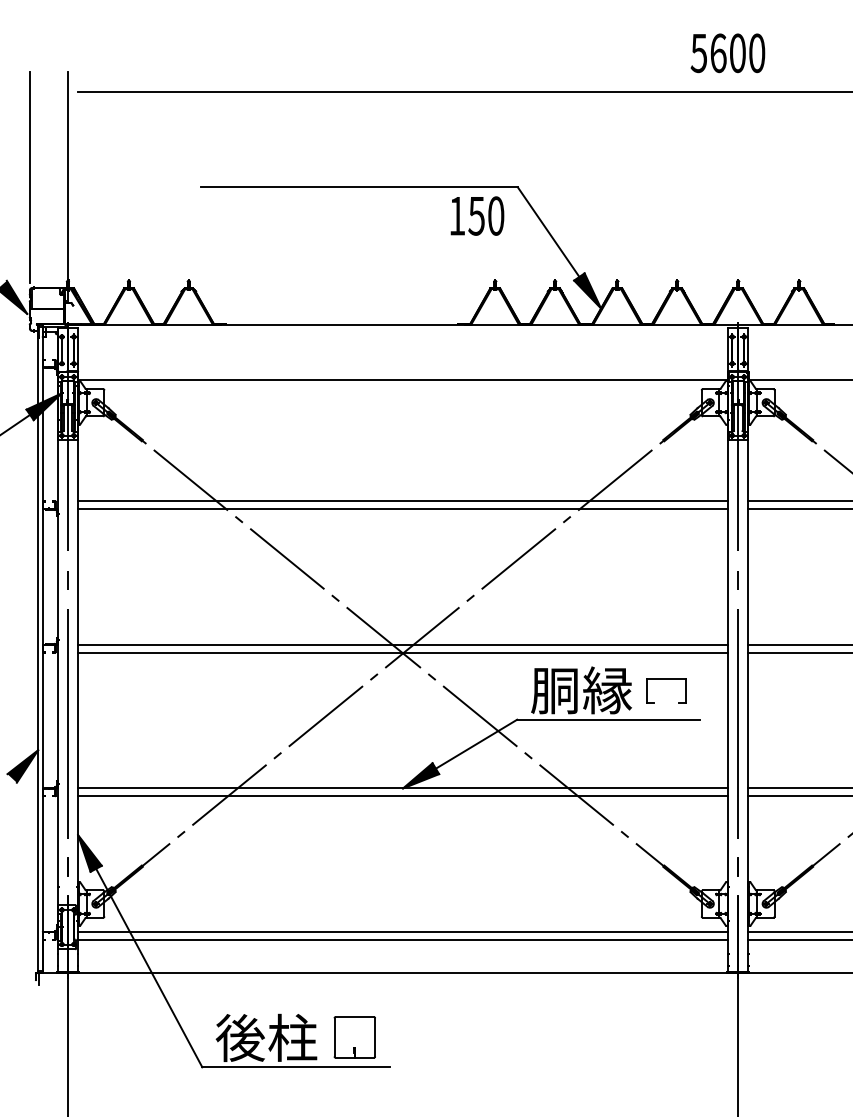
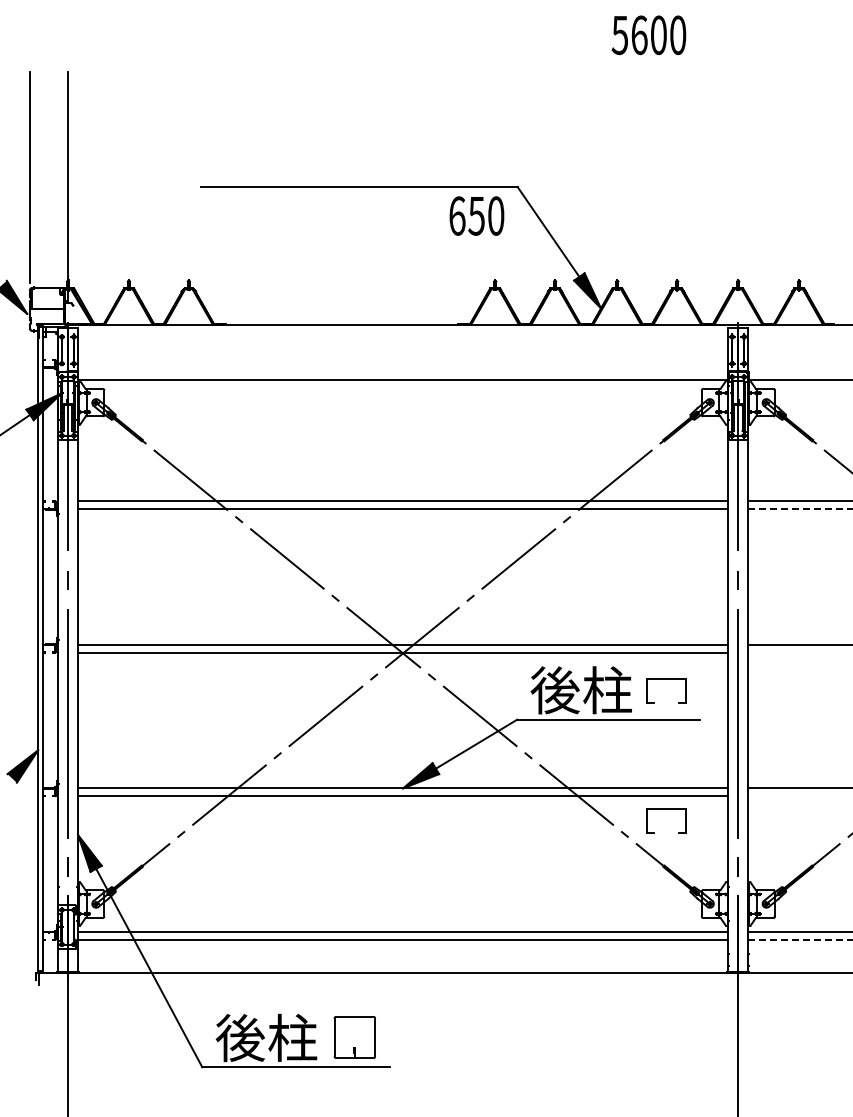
text position: (727, 53) -> (648, 35) (648, 35)
line: present -> none (463, 91)
text: 150 -> 650 (457, 215)
line: solid -> dashed (800, 509)
line: present -> none (798, 652)
text: 胴縁 -> 後柱 (581, 690)
line: present -> none (798, 796)
part: none -> present (666, 809)
line: solid -> dashed (800, 939)
